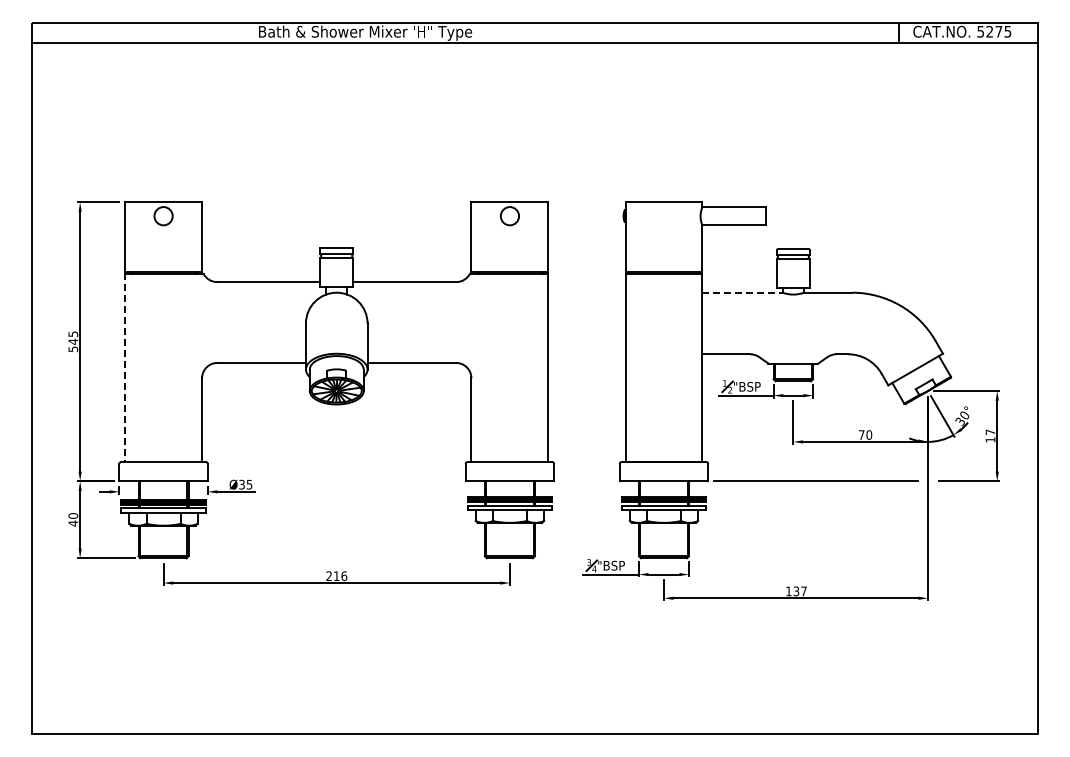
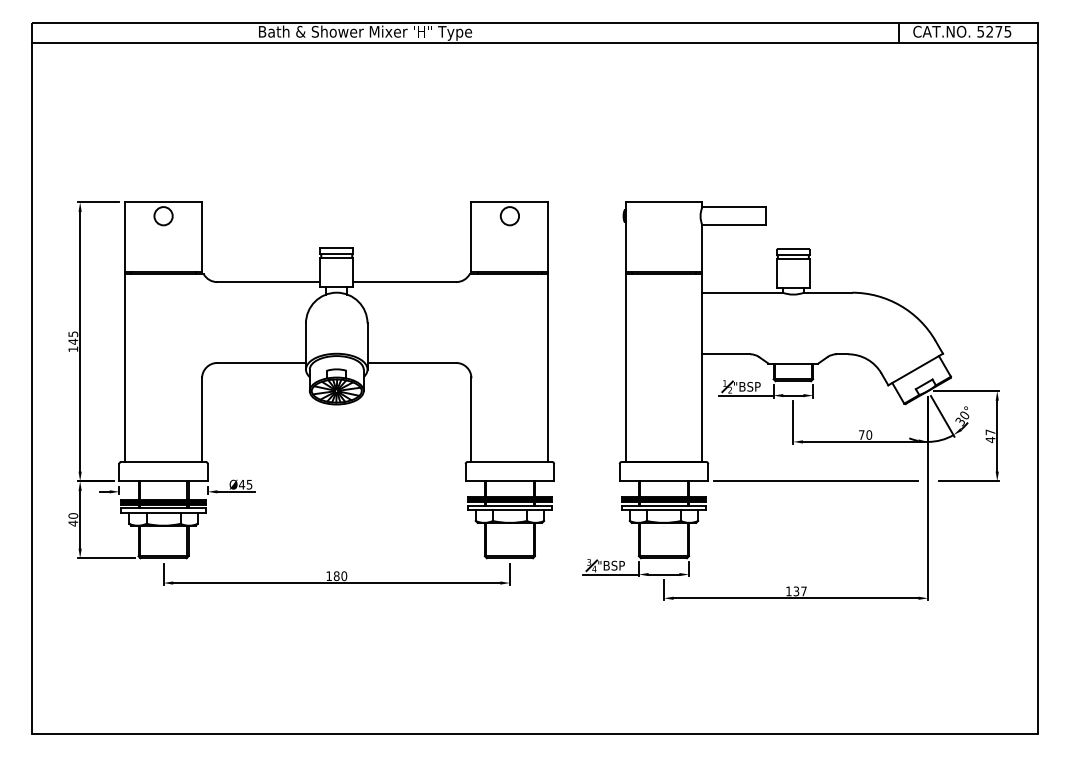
line: dashed -> solid (743, 292)
text: 545 -> 145 (73, 349)
line: dashed -> solid (125, 368)
text: 17 -> 47 (990, 439)
text: Ø35 -> Ø45 (241, 484)
text: 216 -> 180 (336, 576)
